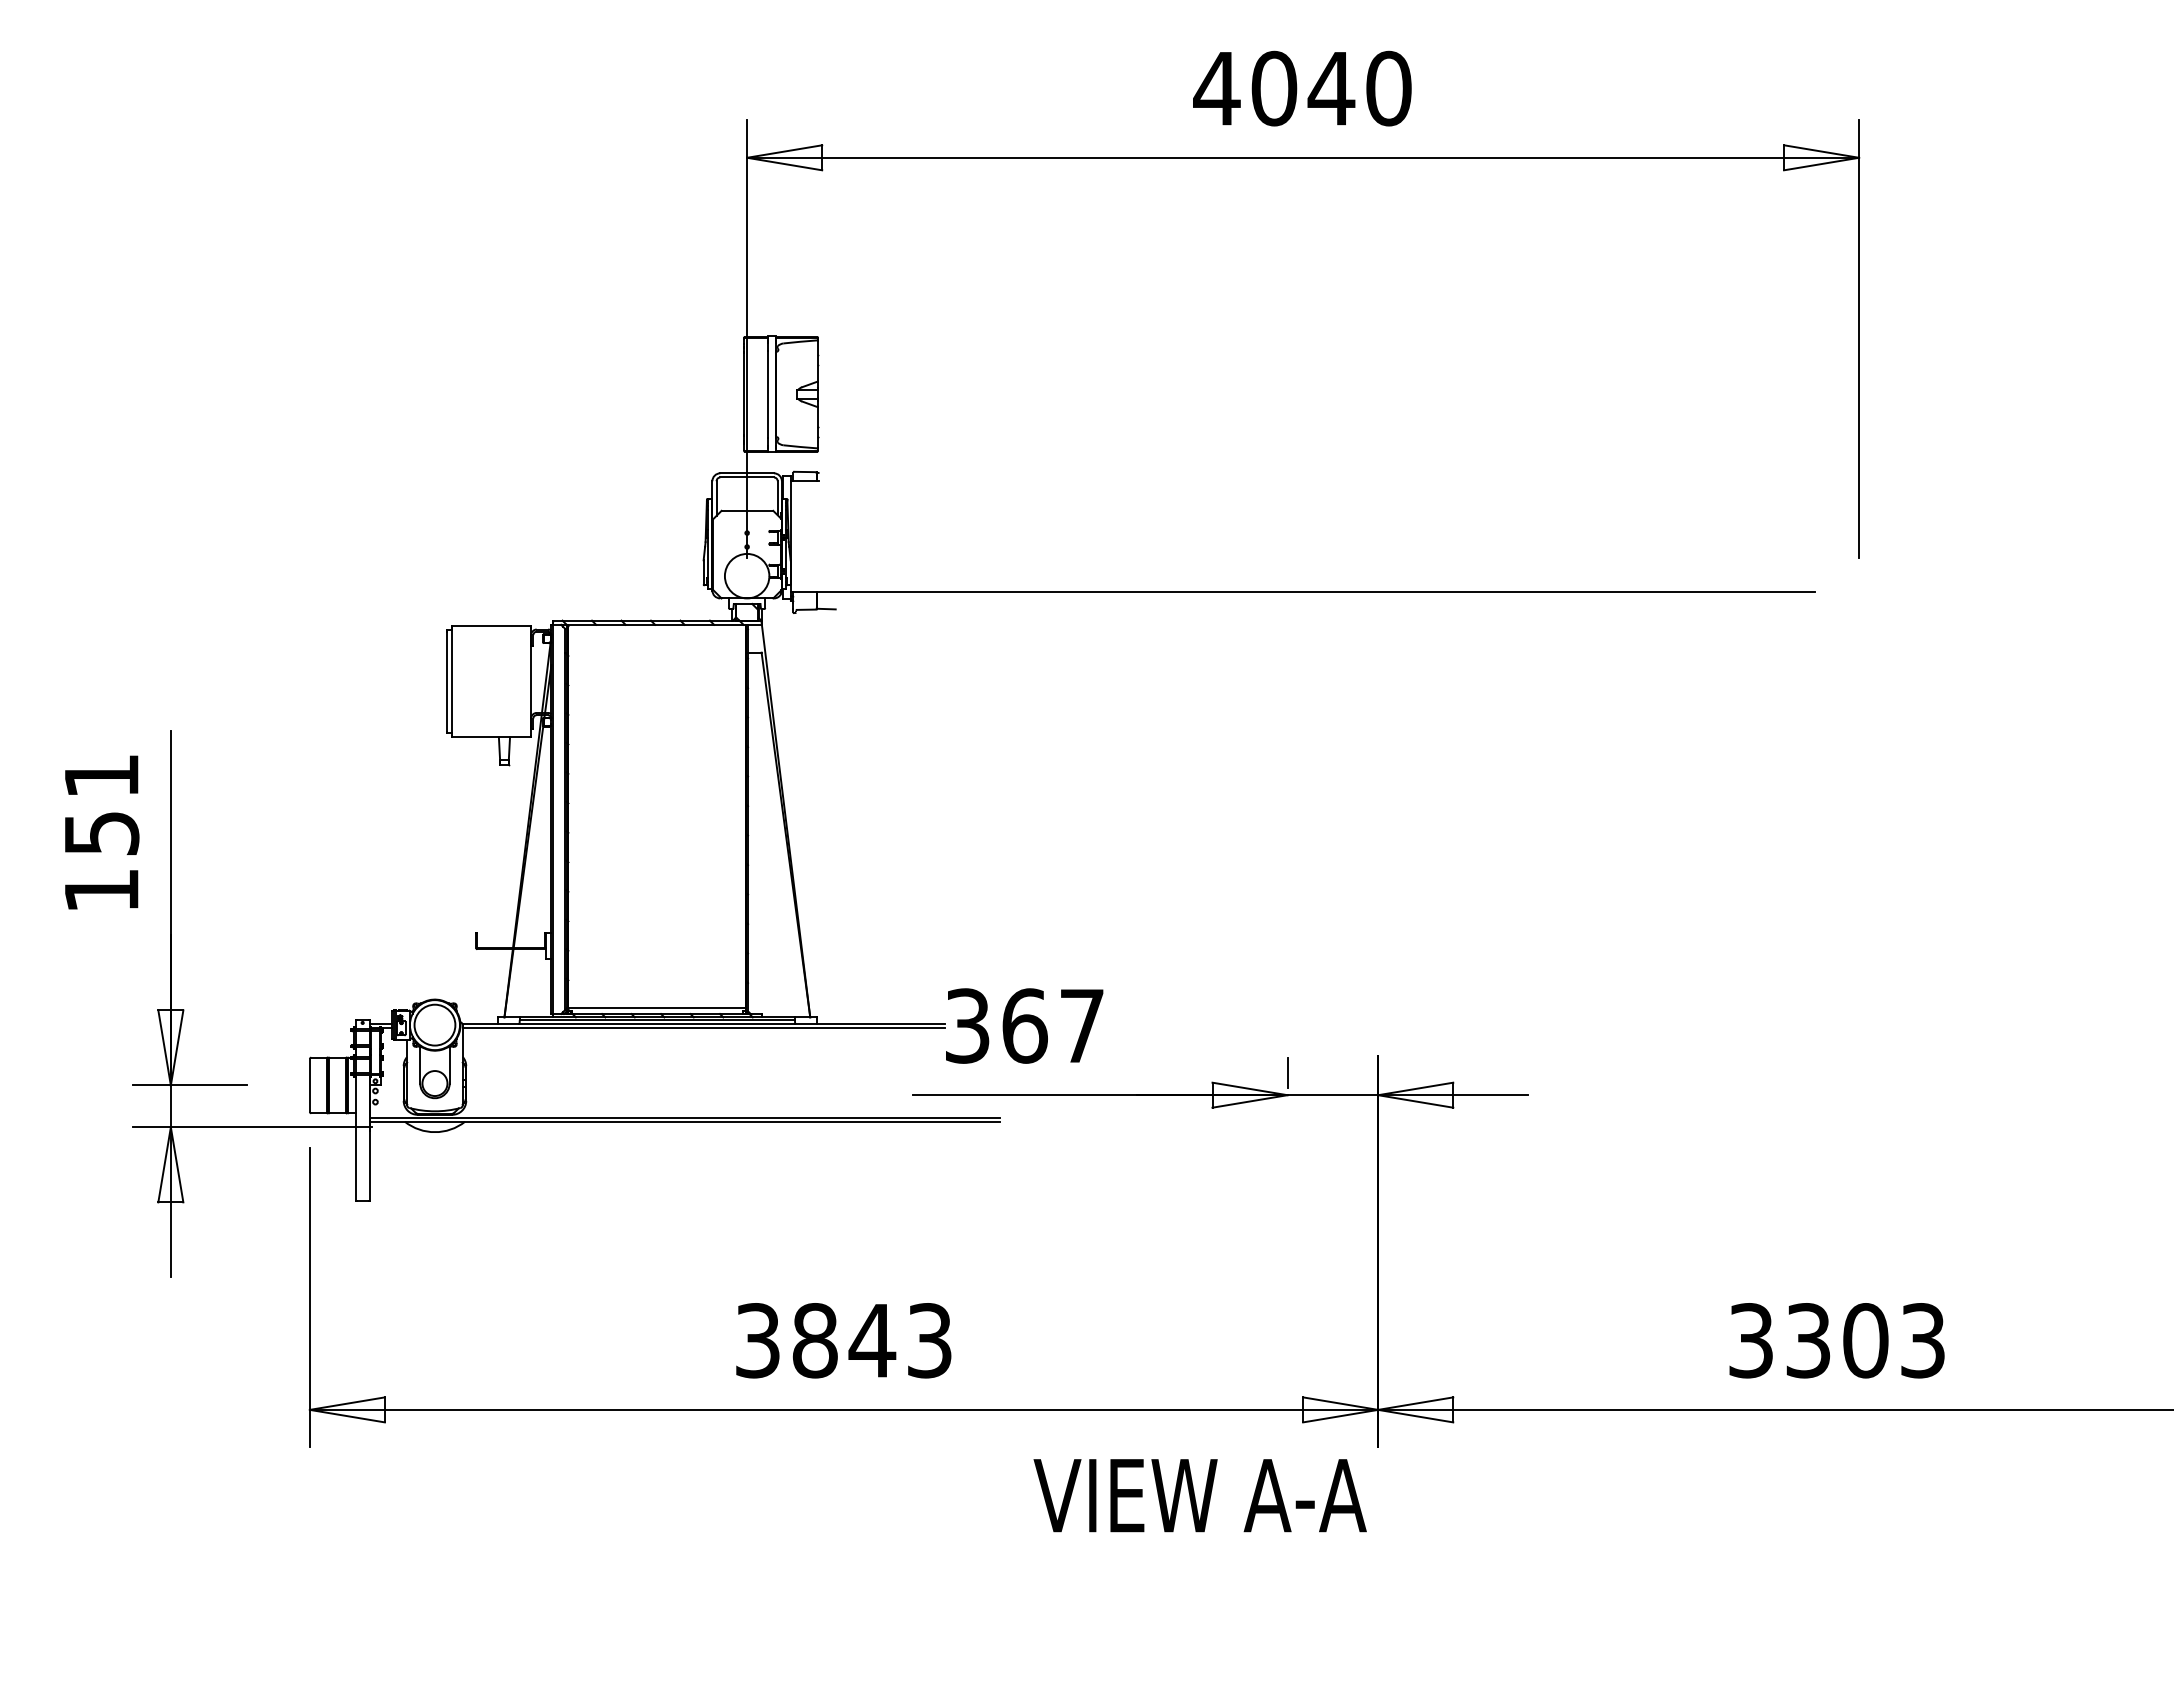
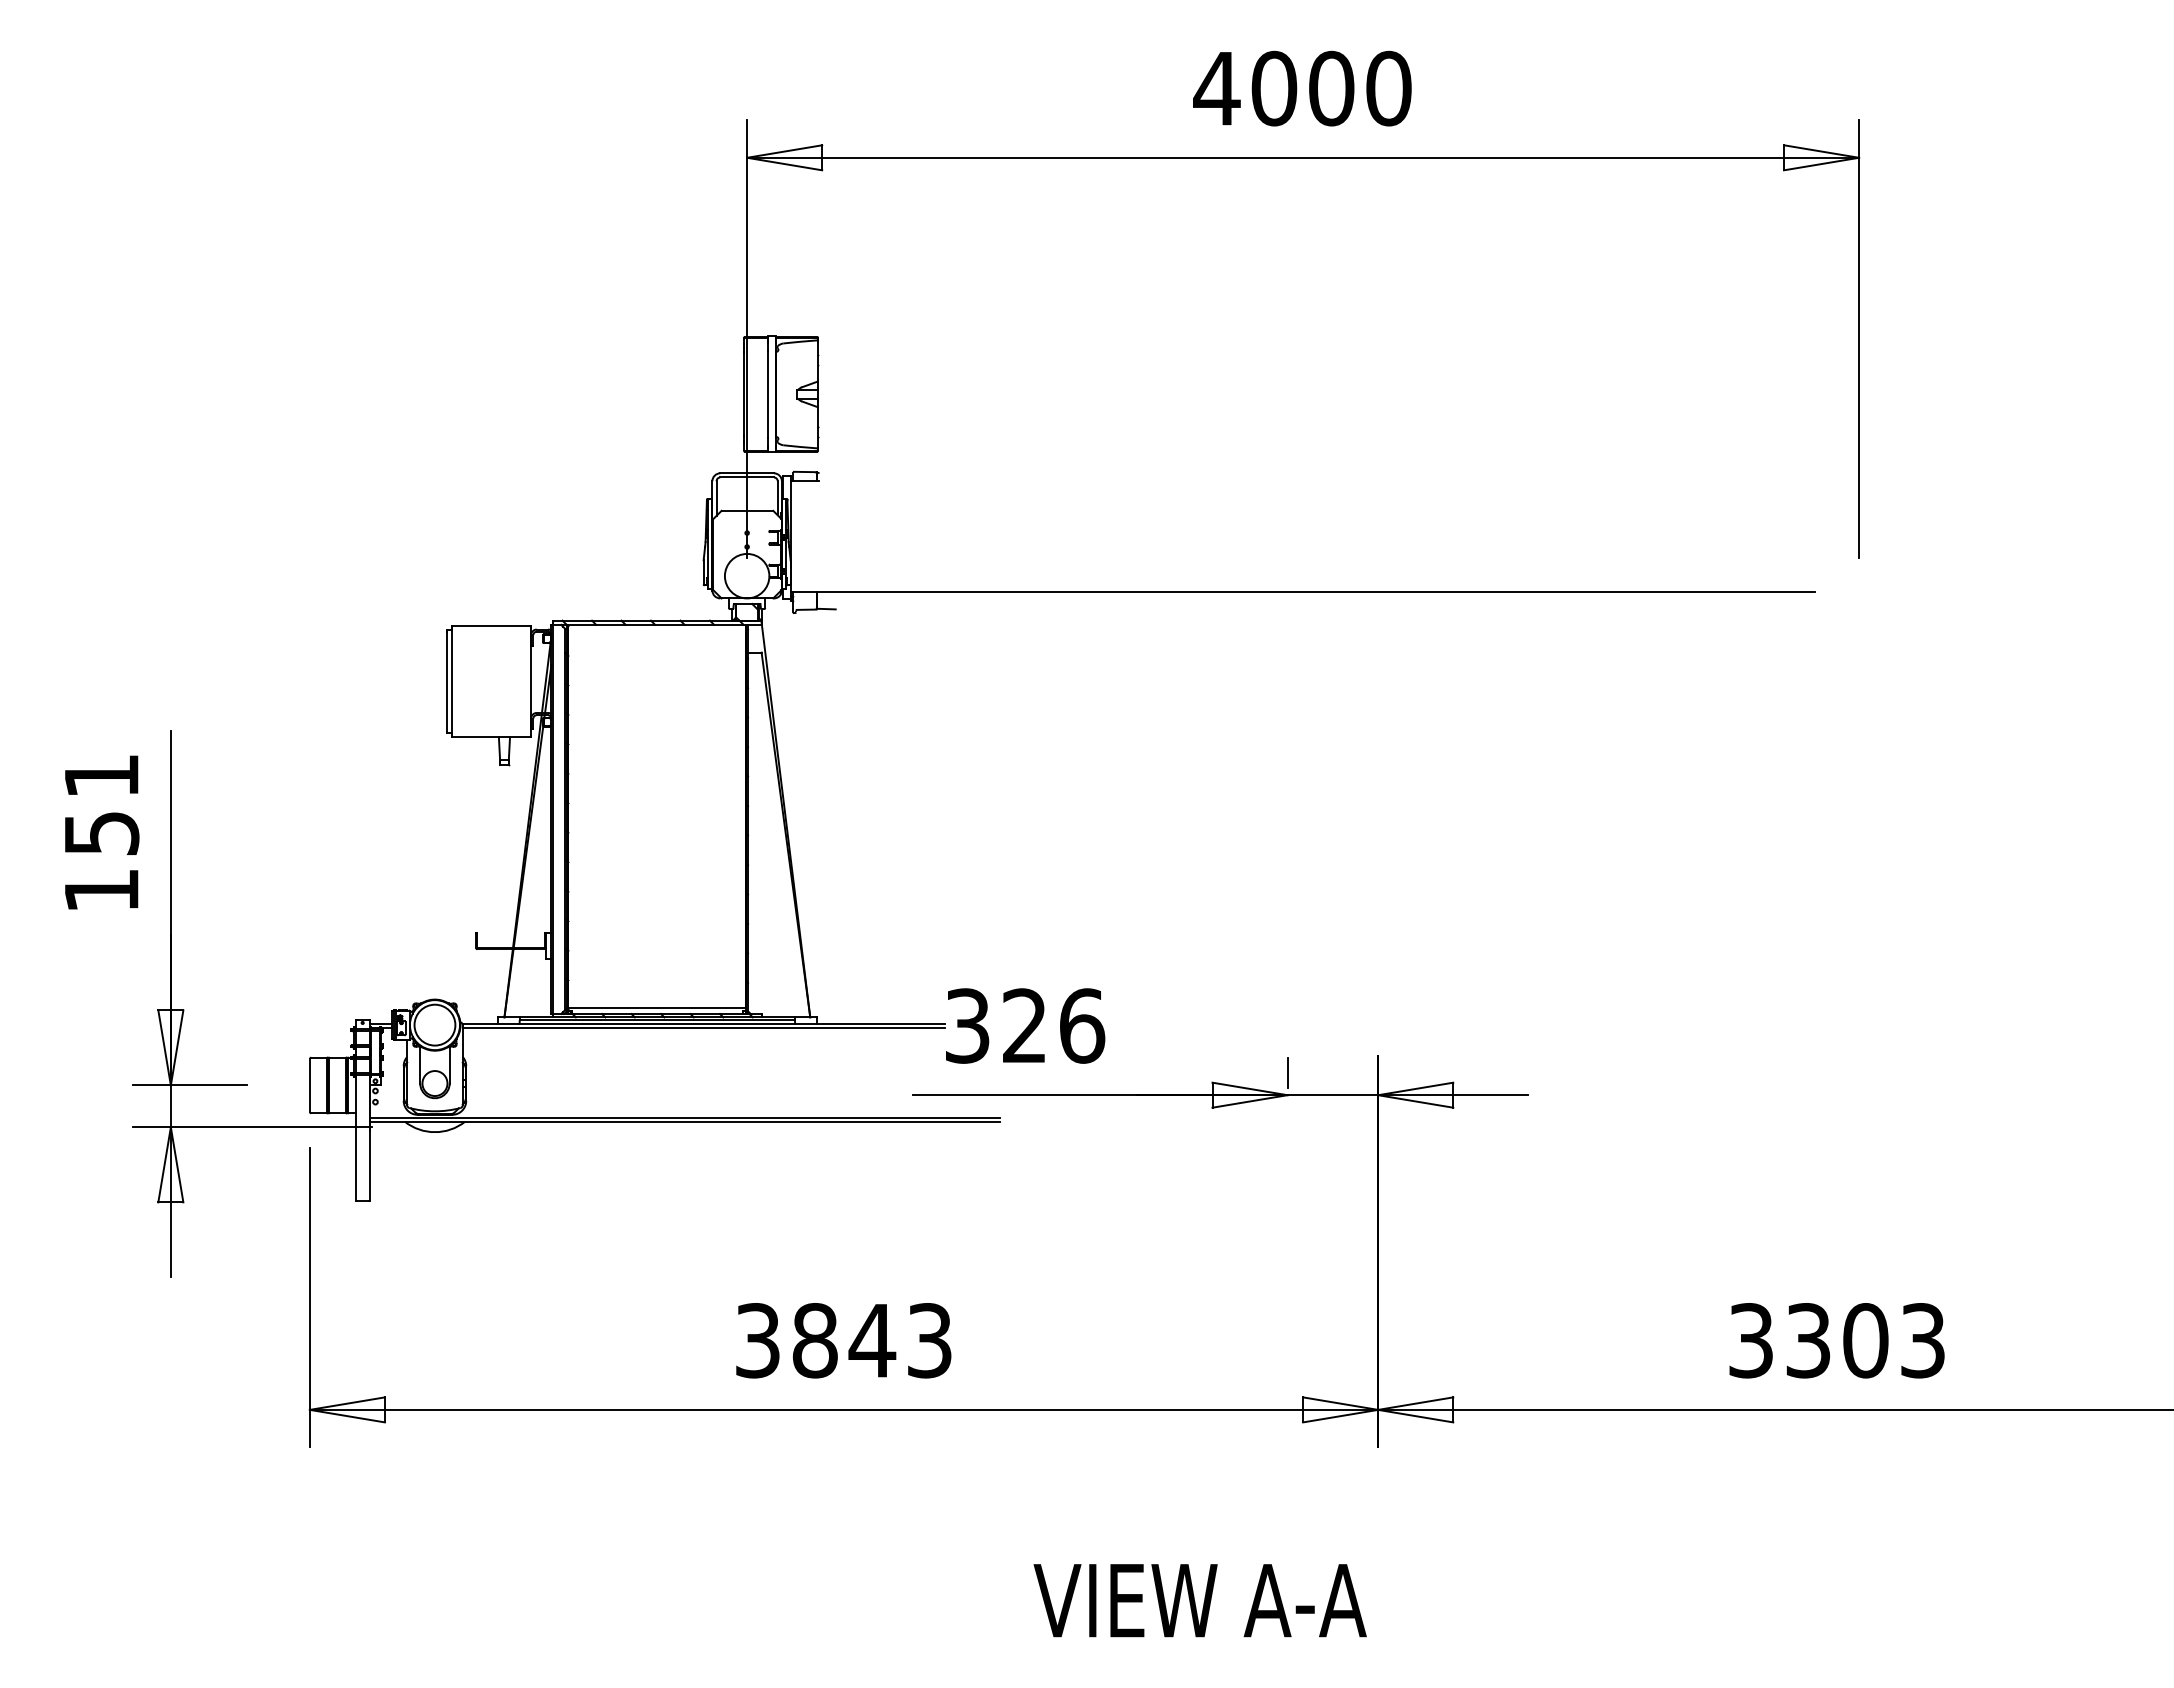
text: 4040 -> 4000 (1331, 88)
text: 367 -> 326 (1053, 1025)
text position: (1199, 1495) -> (1199, 1600) (1199, 1600)
